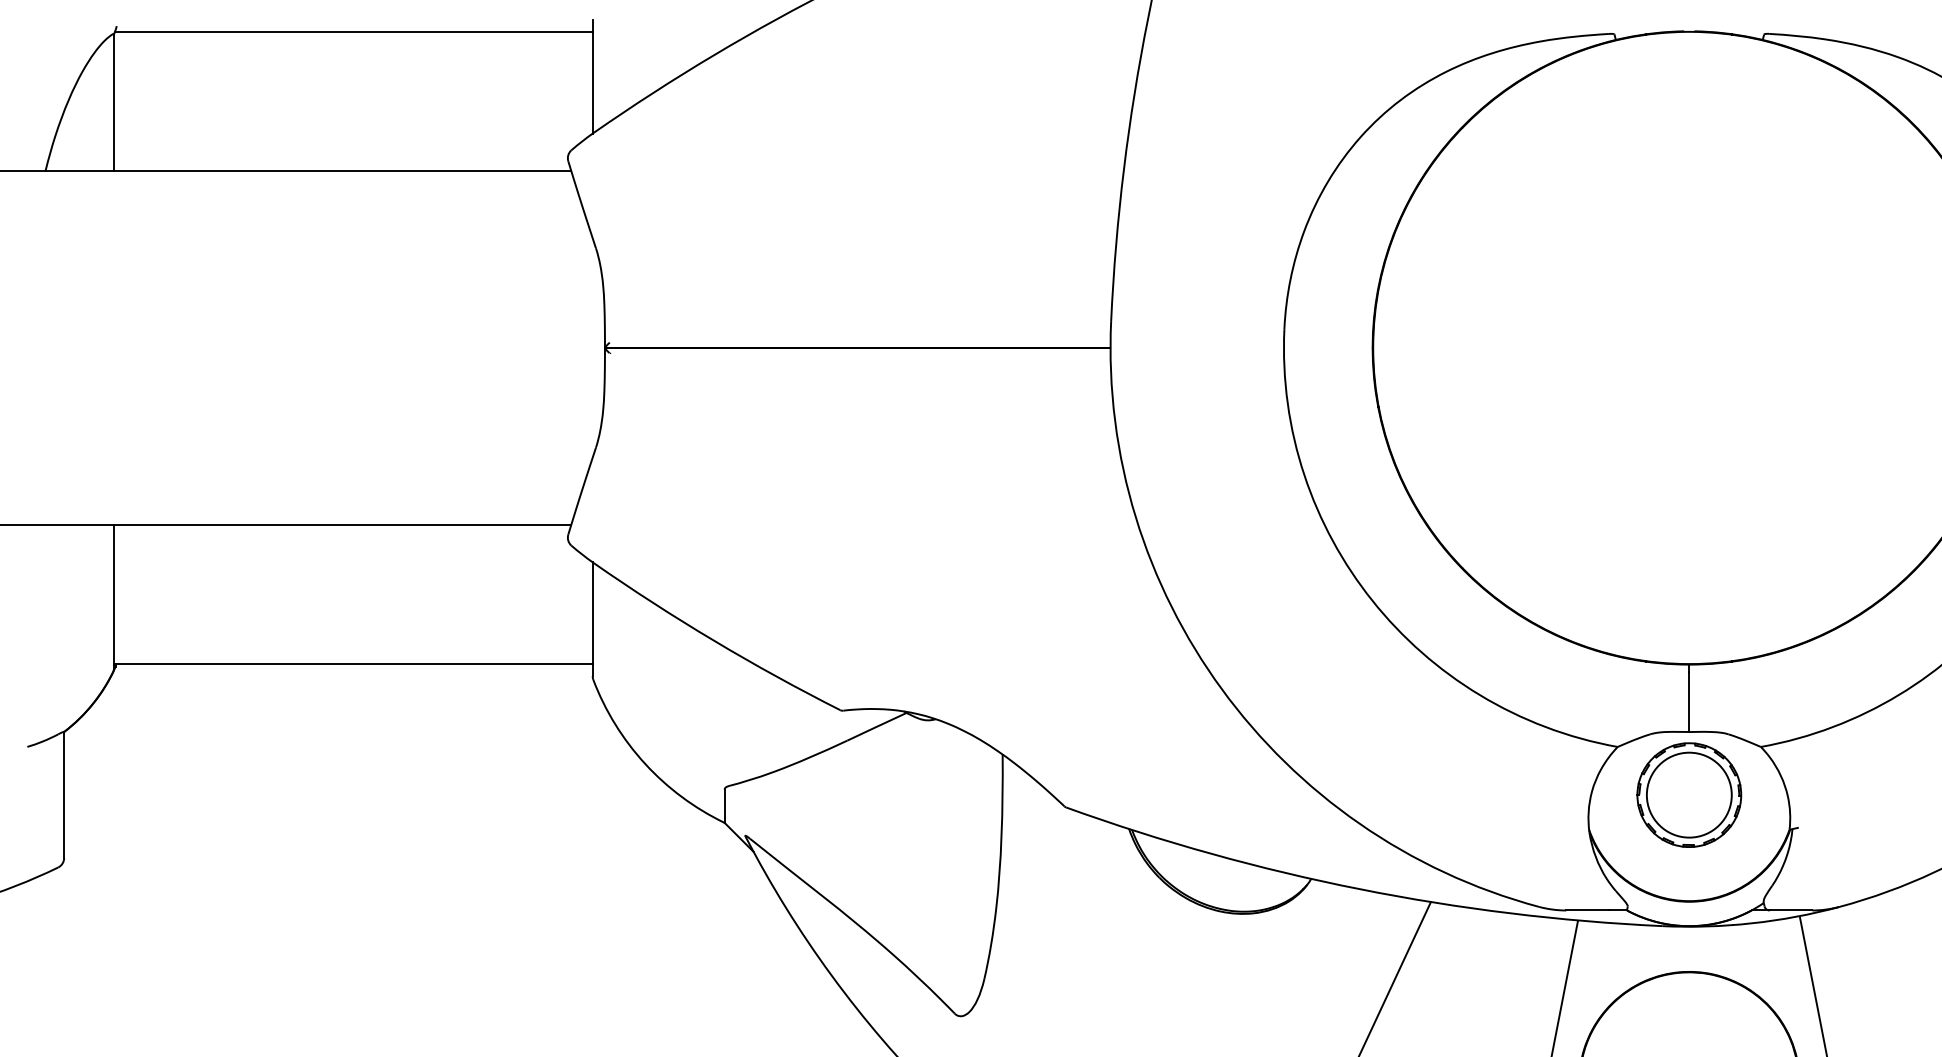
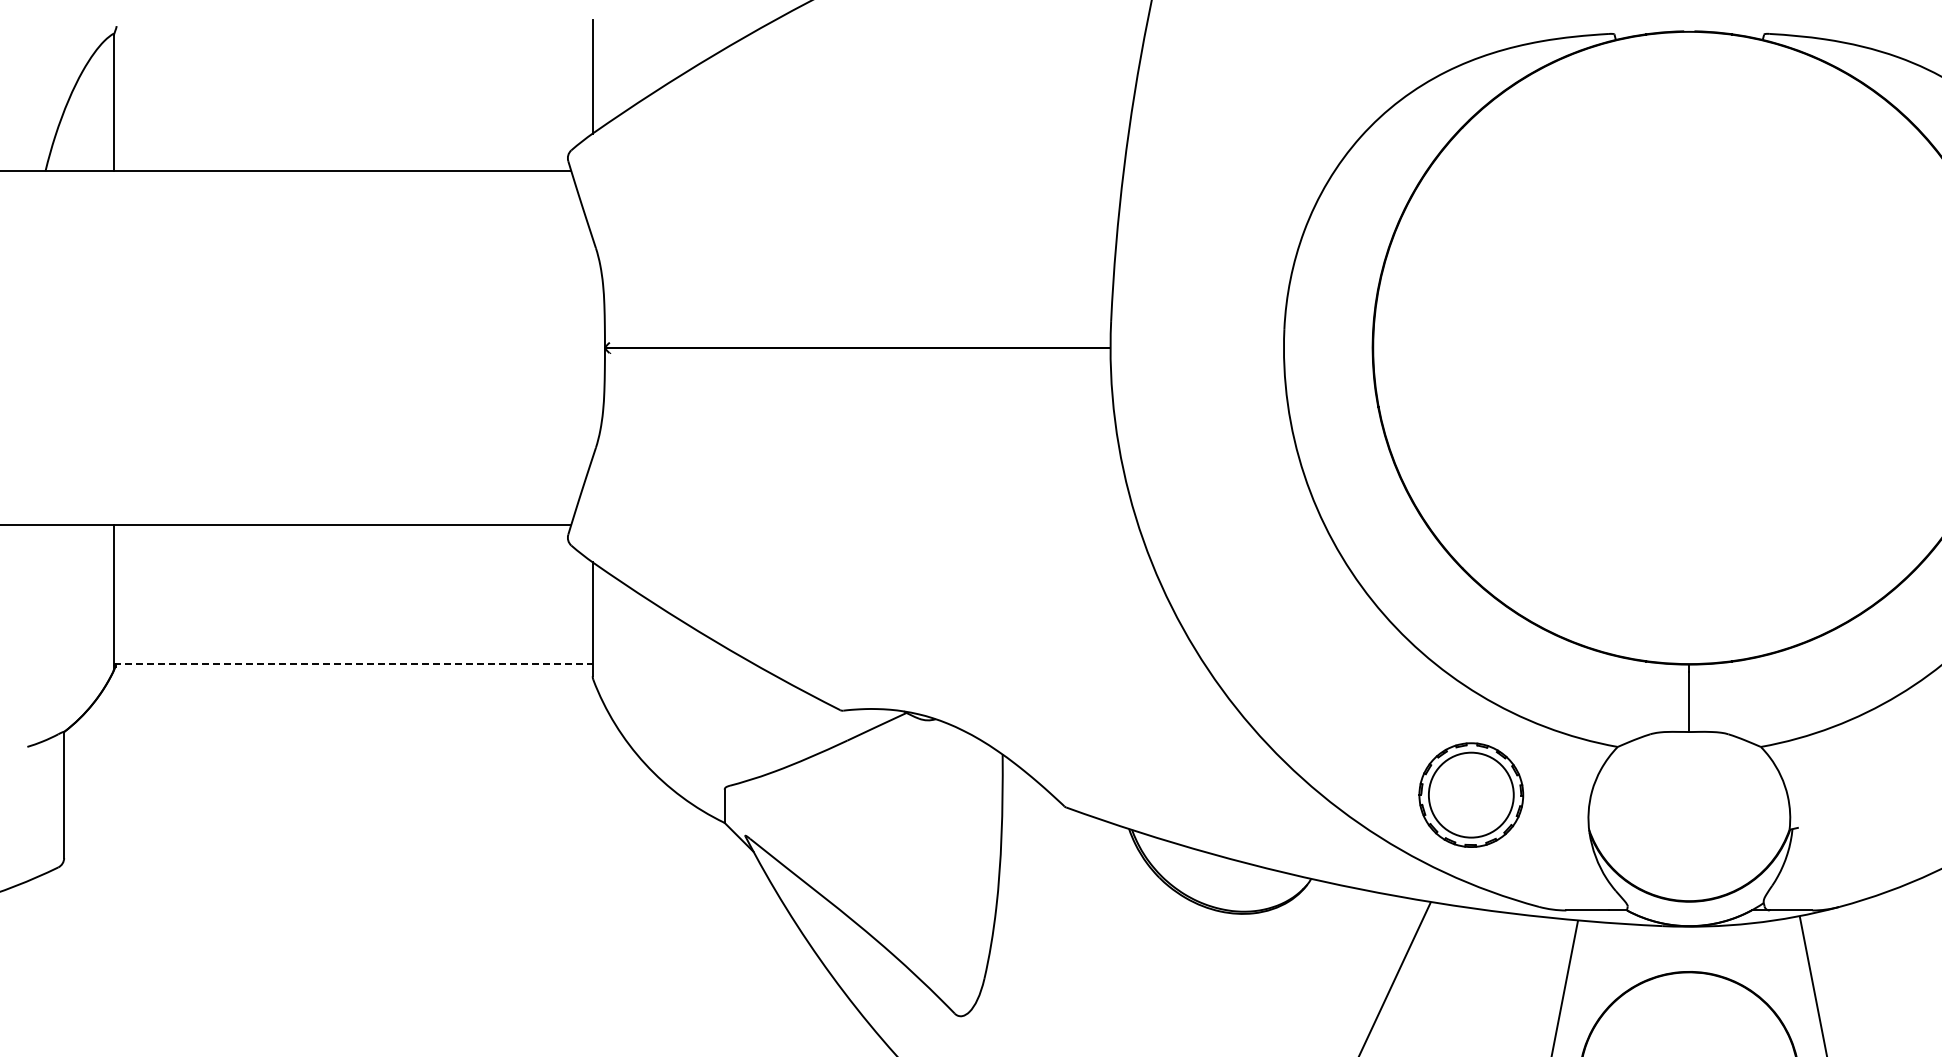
line: present -> none (353, 31)
line: solid -> dashed (353, 664)
part position: (1689, 794) -> (1471, 794) (1471, 794)
